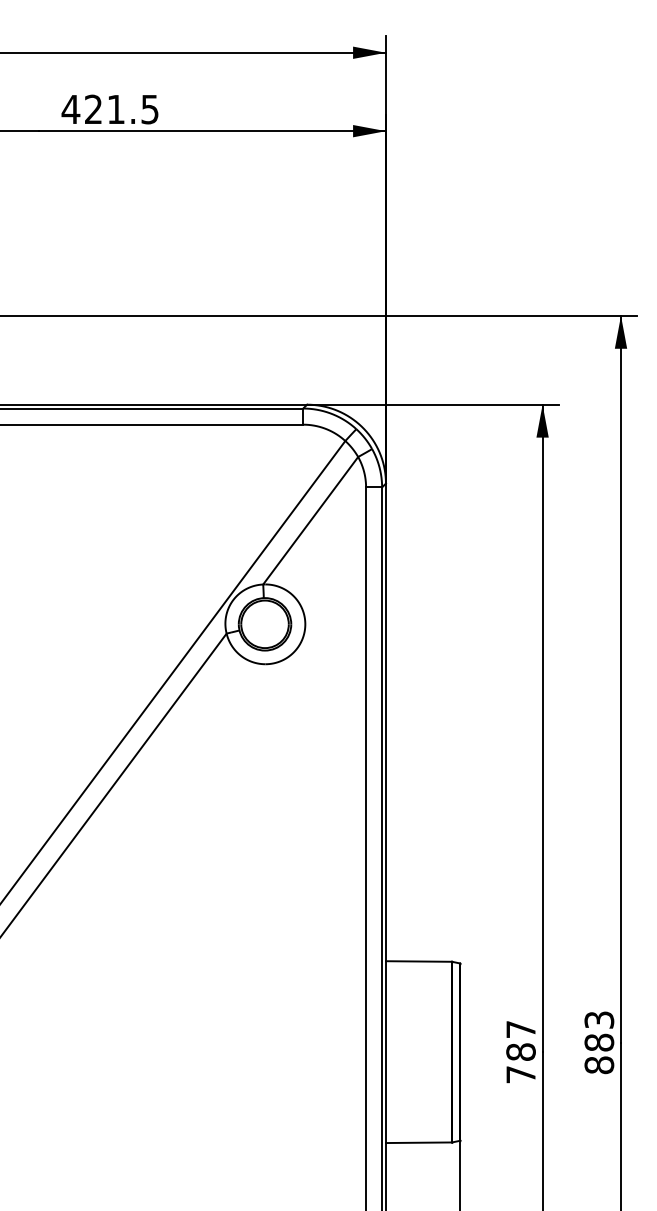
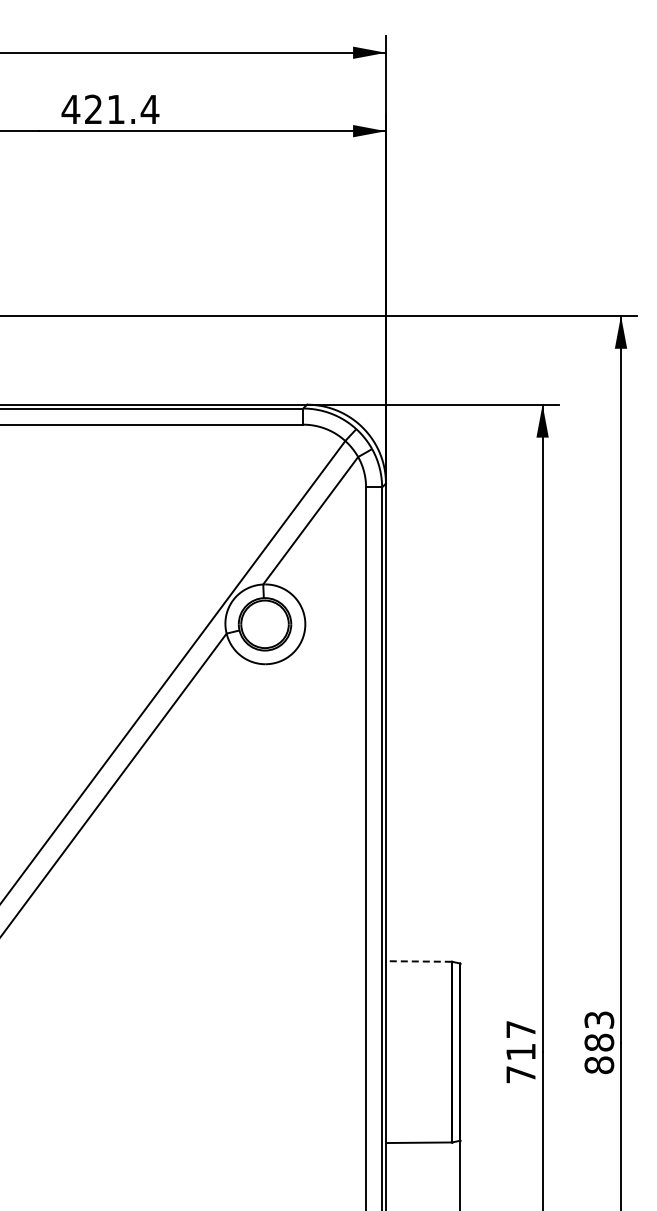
text: 421.5 -> 421.4 (149, 109)
line: solid -> dashed (418, 961)
text: 787 -> 717 (520, 1051)
